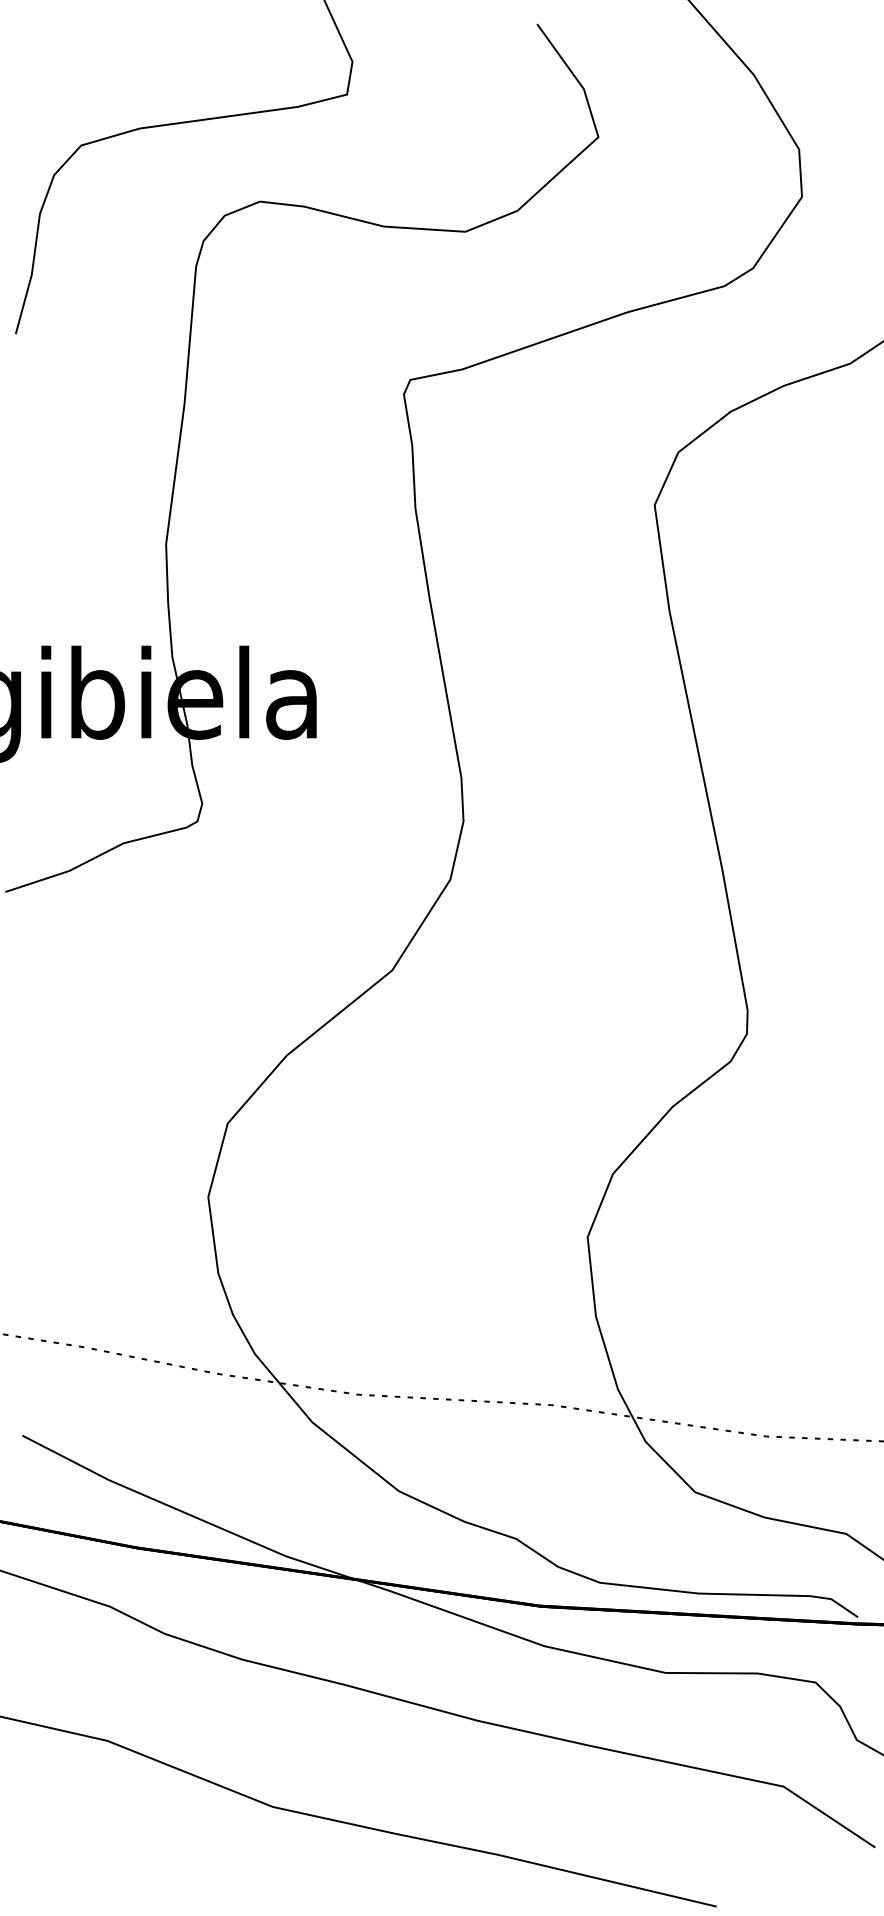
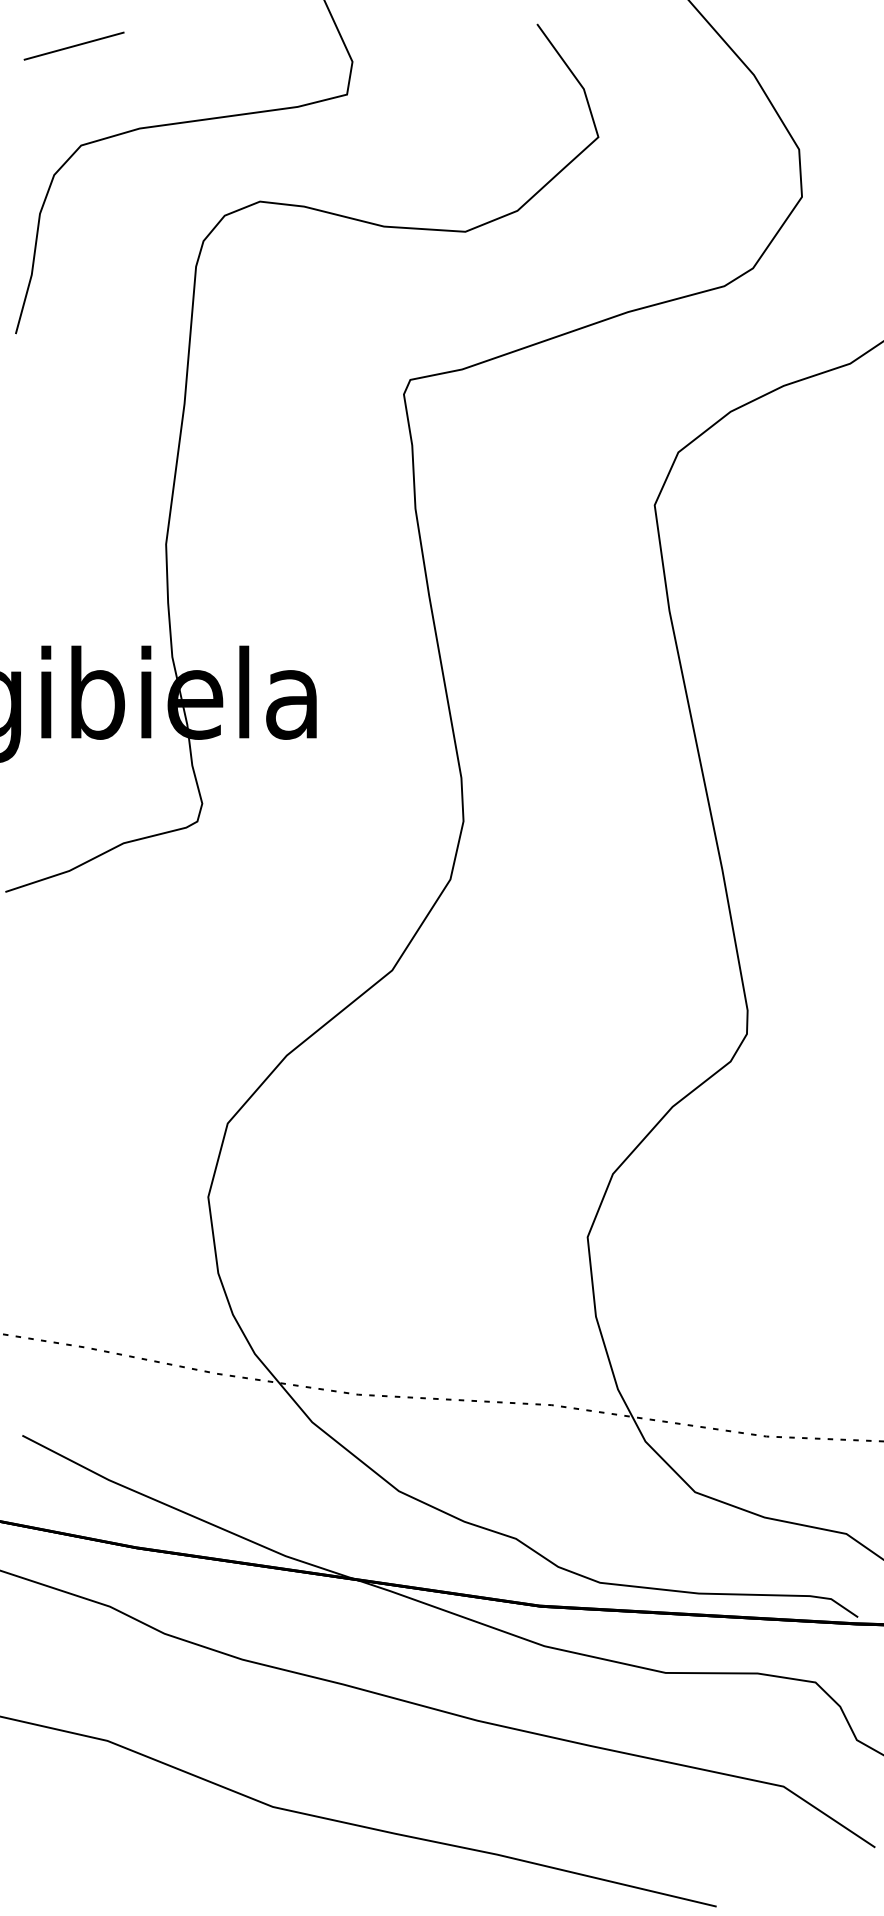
line: none -> present (73, 45)
